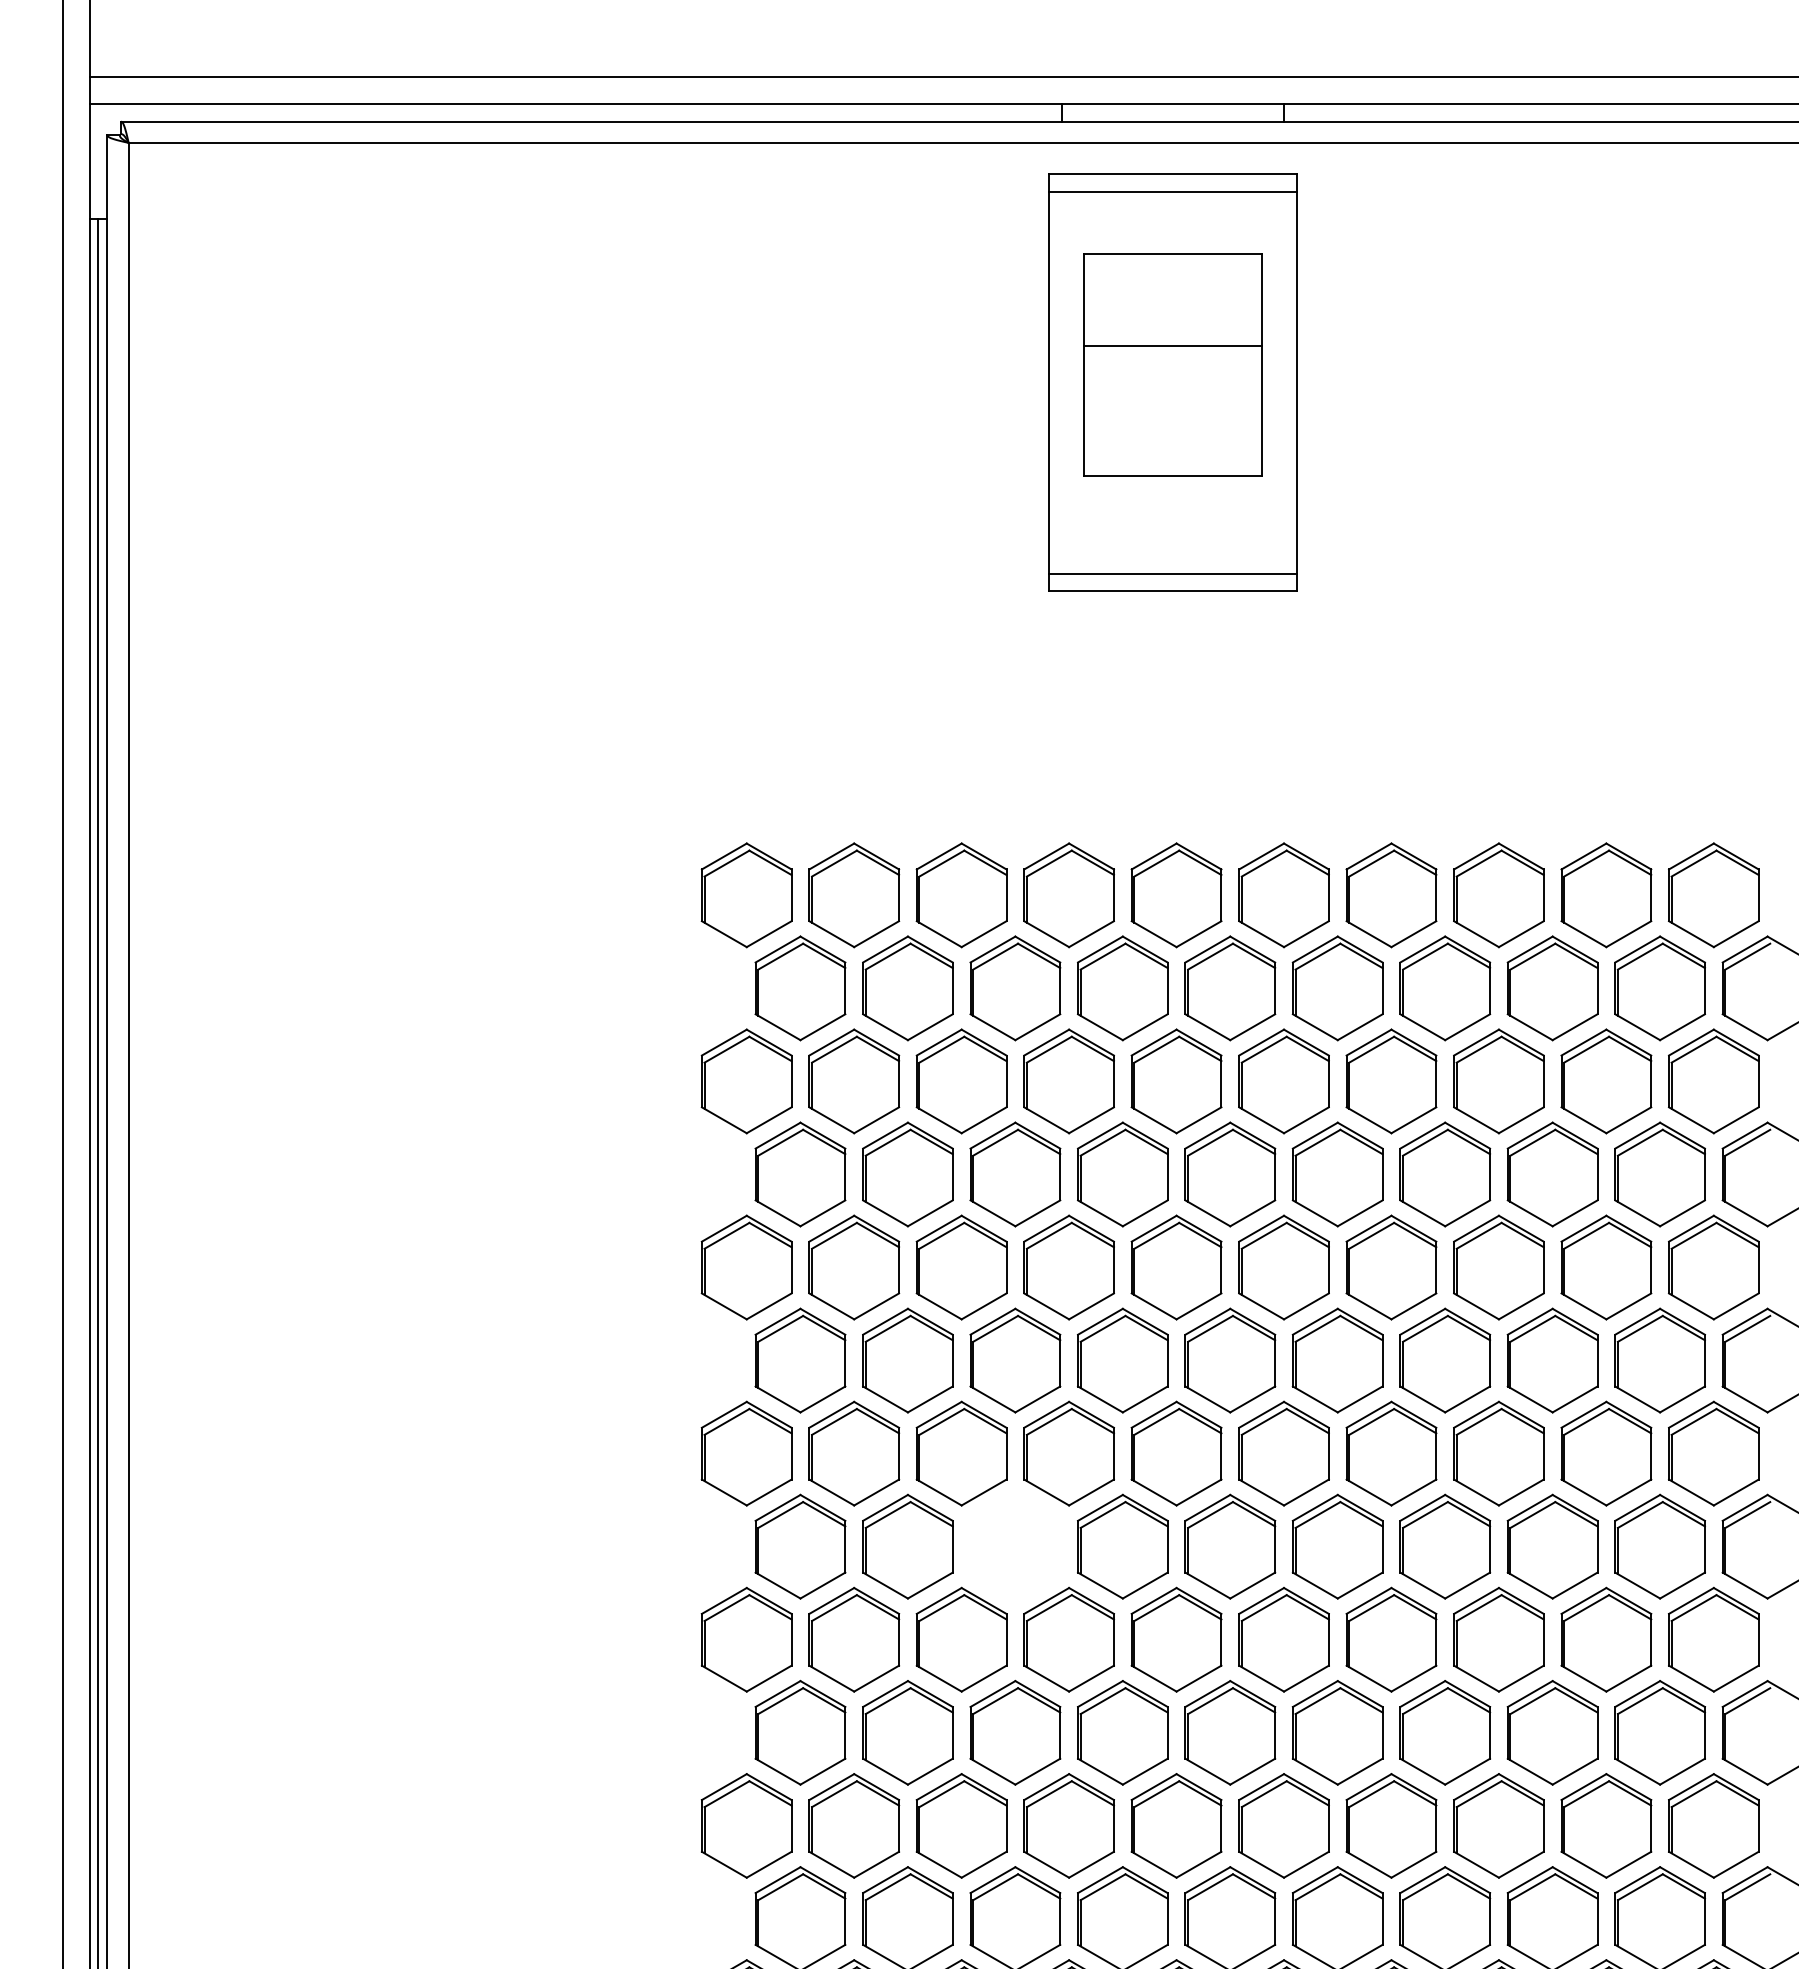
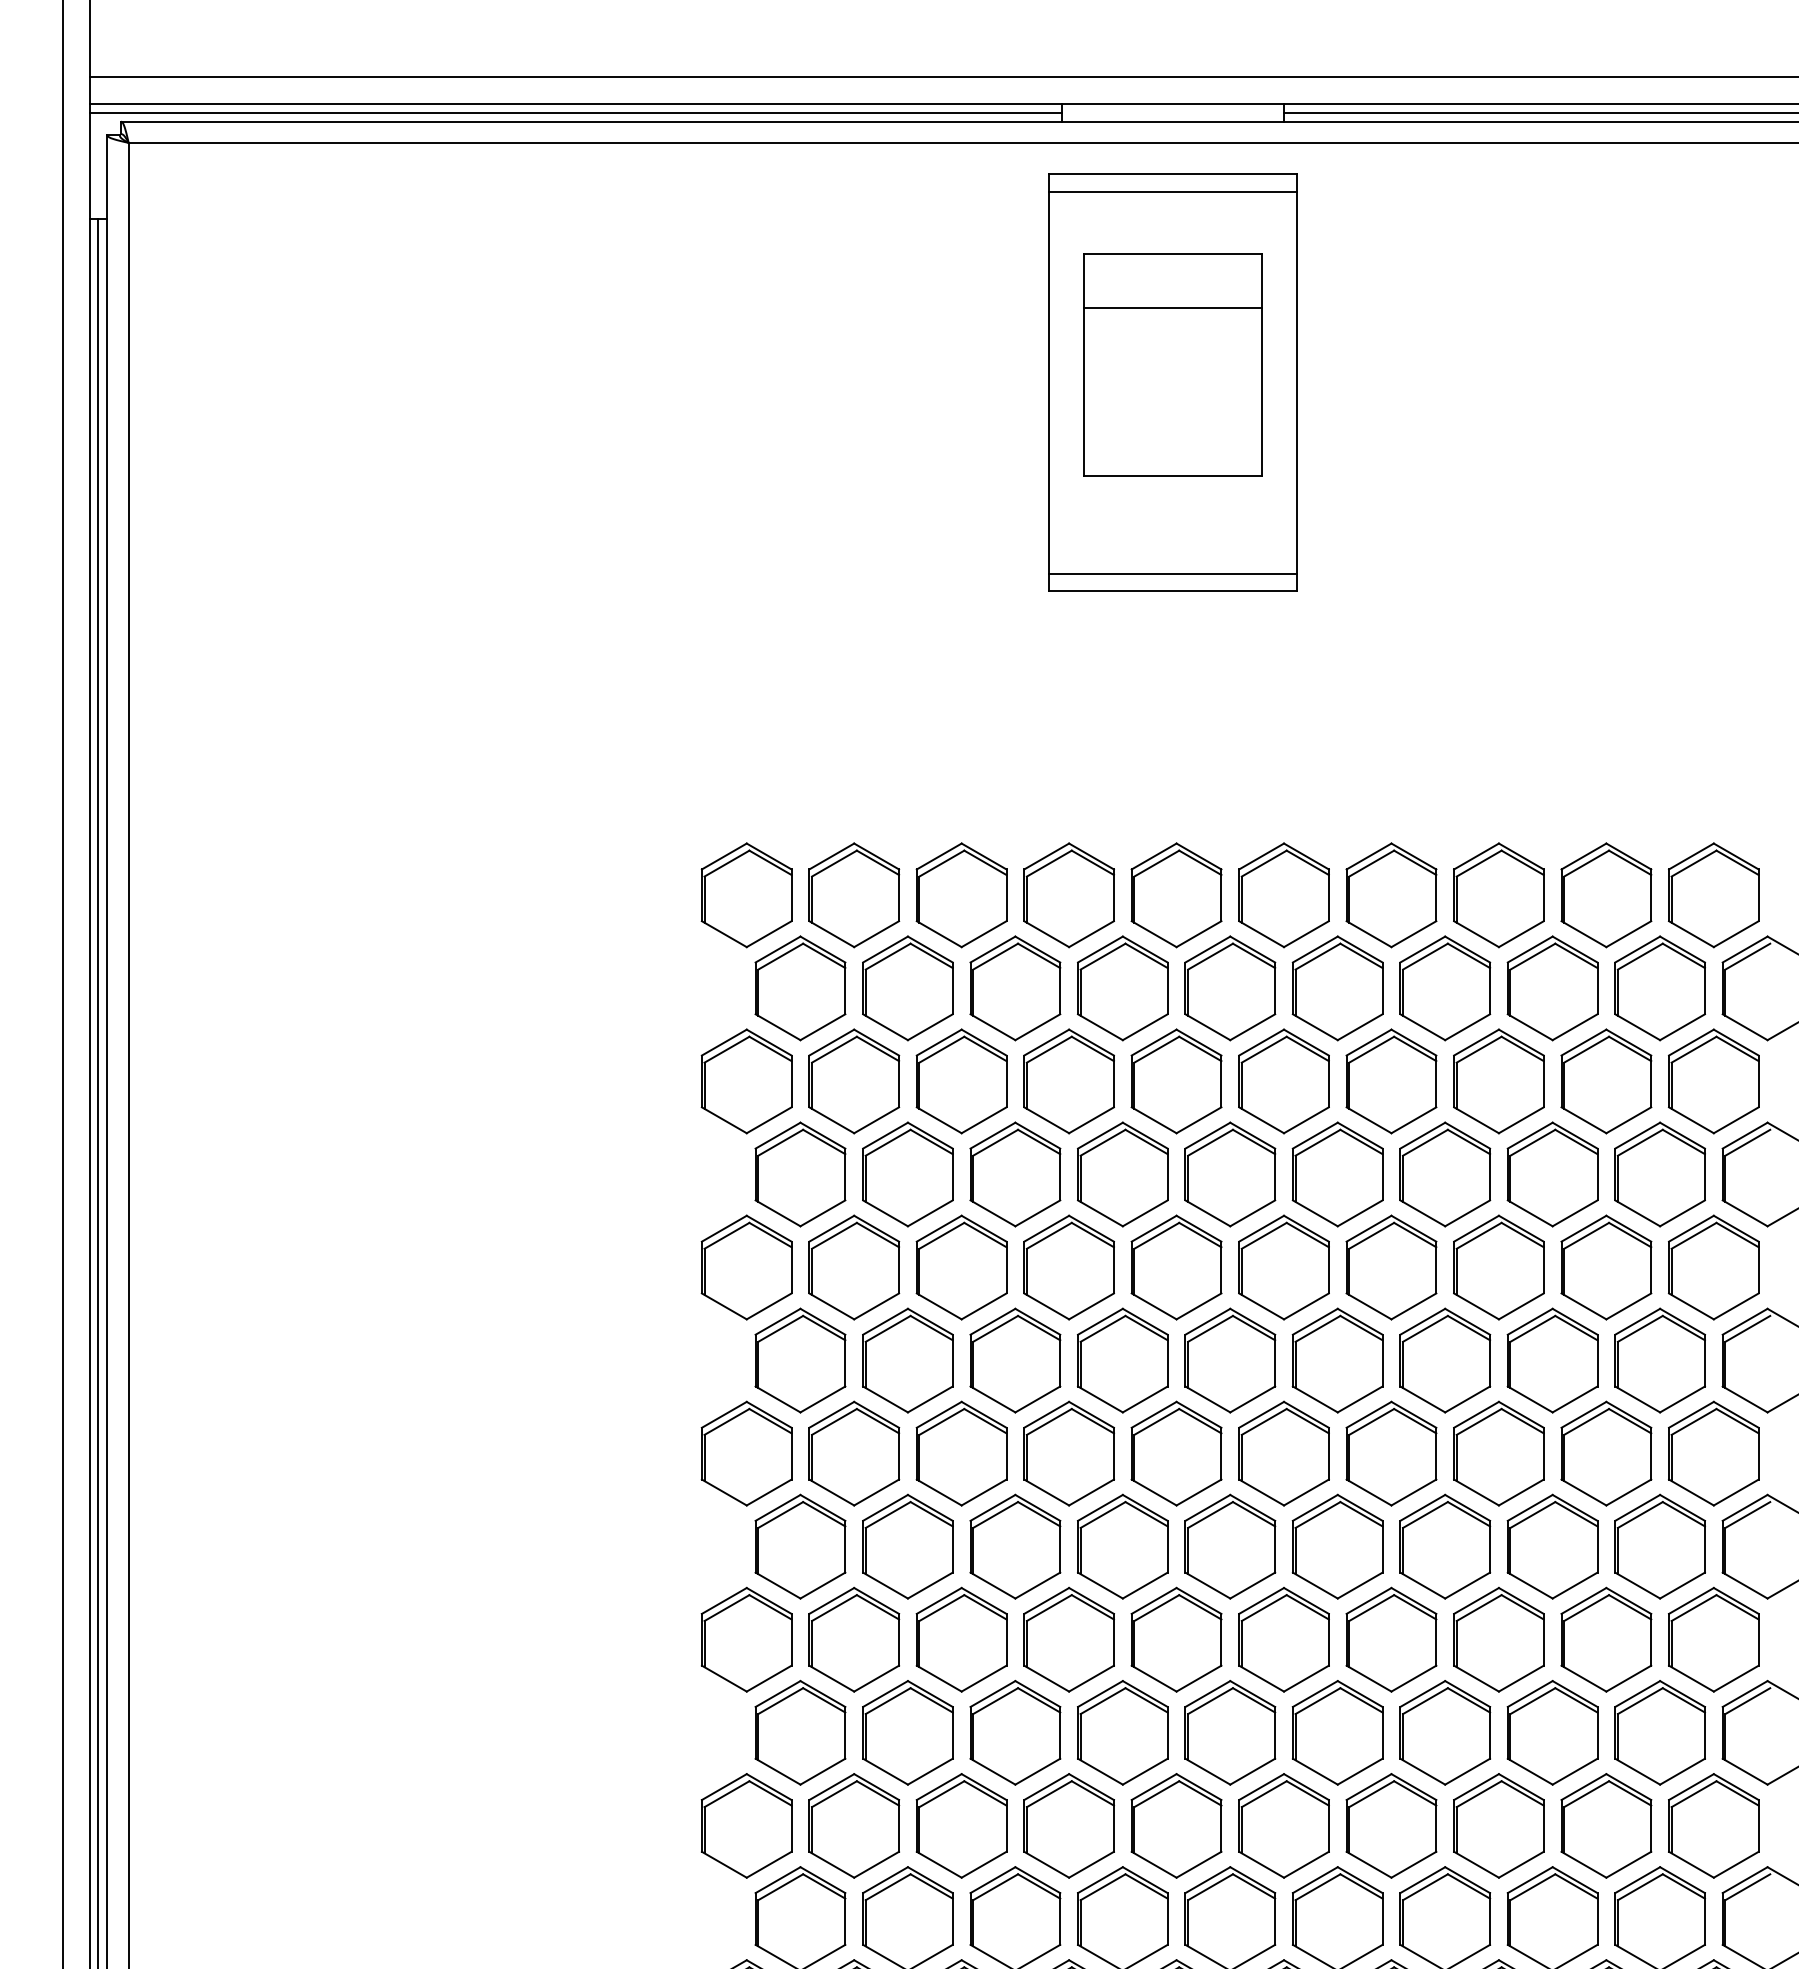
line: none -> present (575, 112)
line: none -> present (1539, 112)
line position: (1172, 345) -> (1172, 307) (1172, 307)
part: none -> present (1015, 1546)
